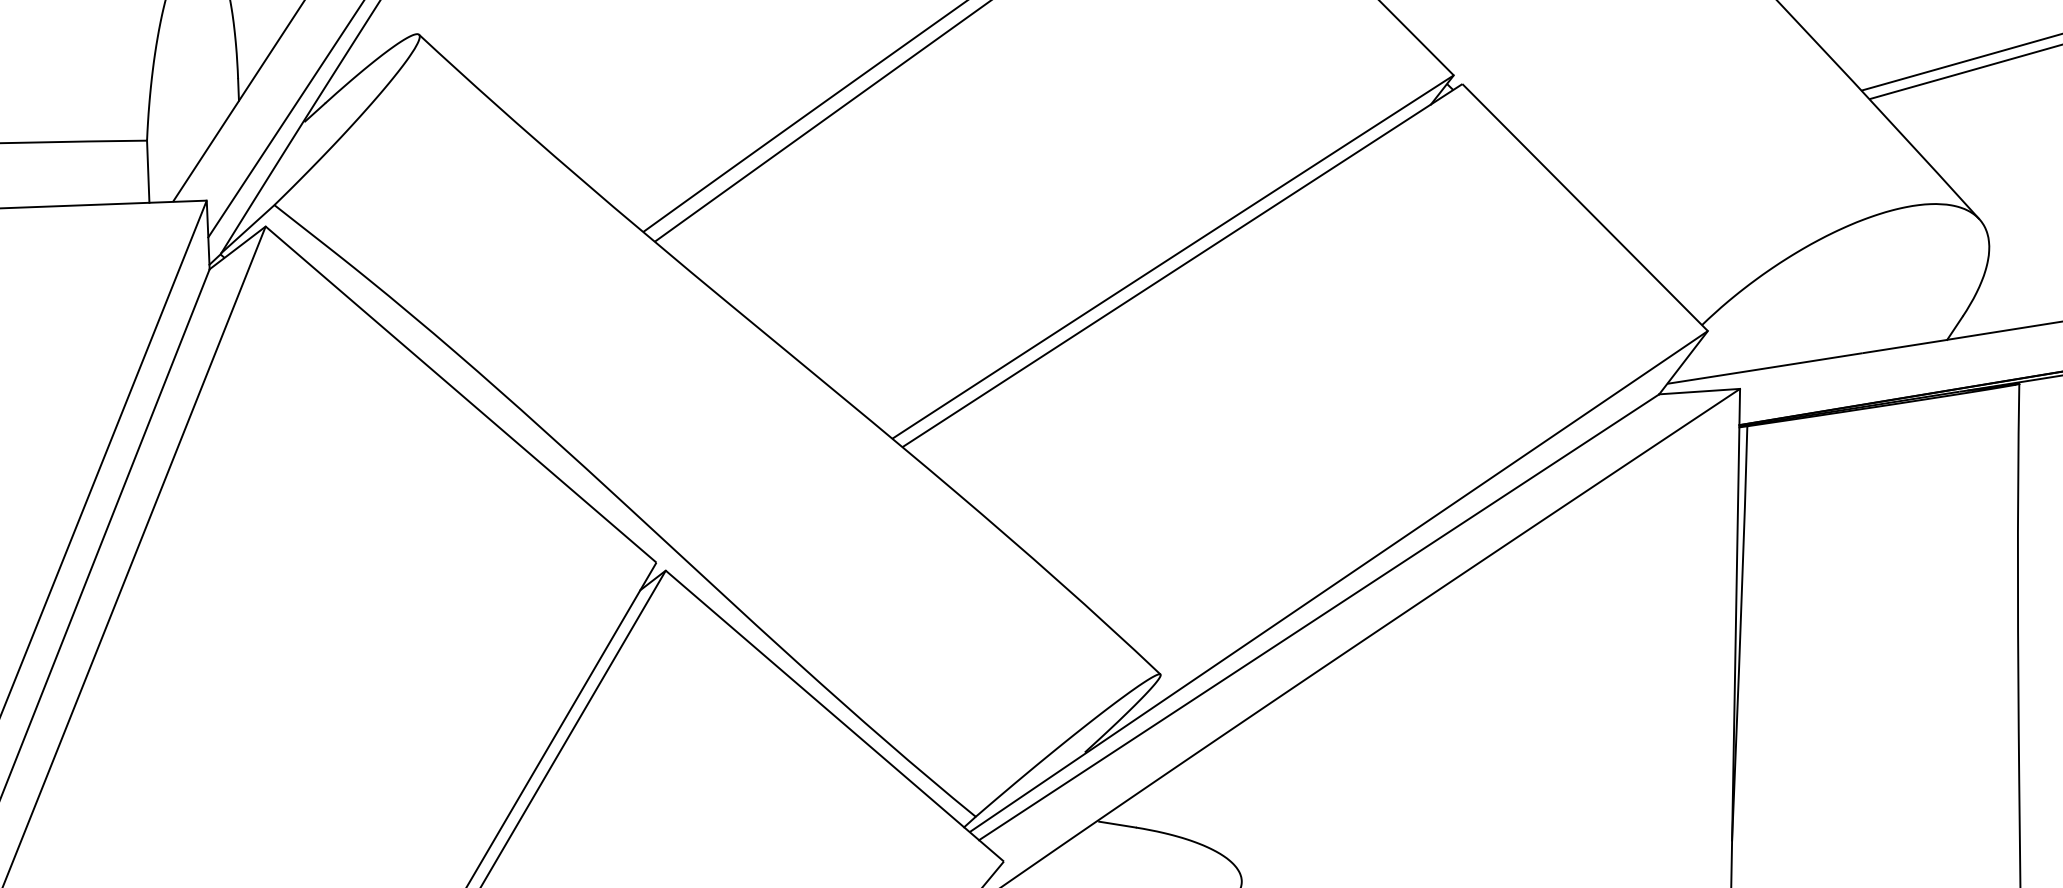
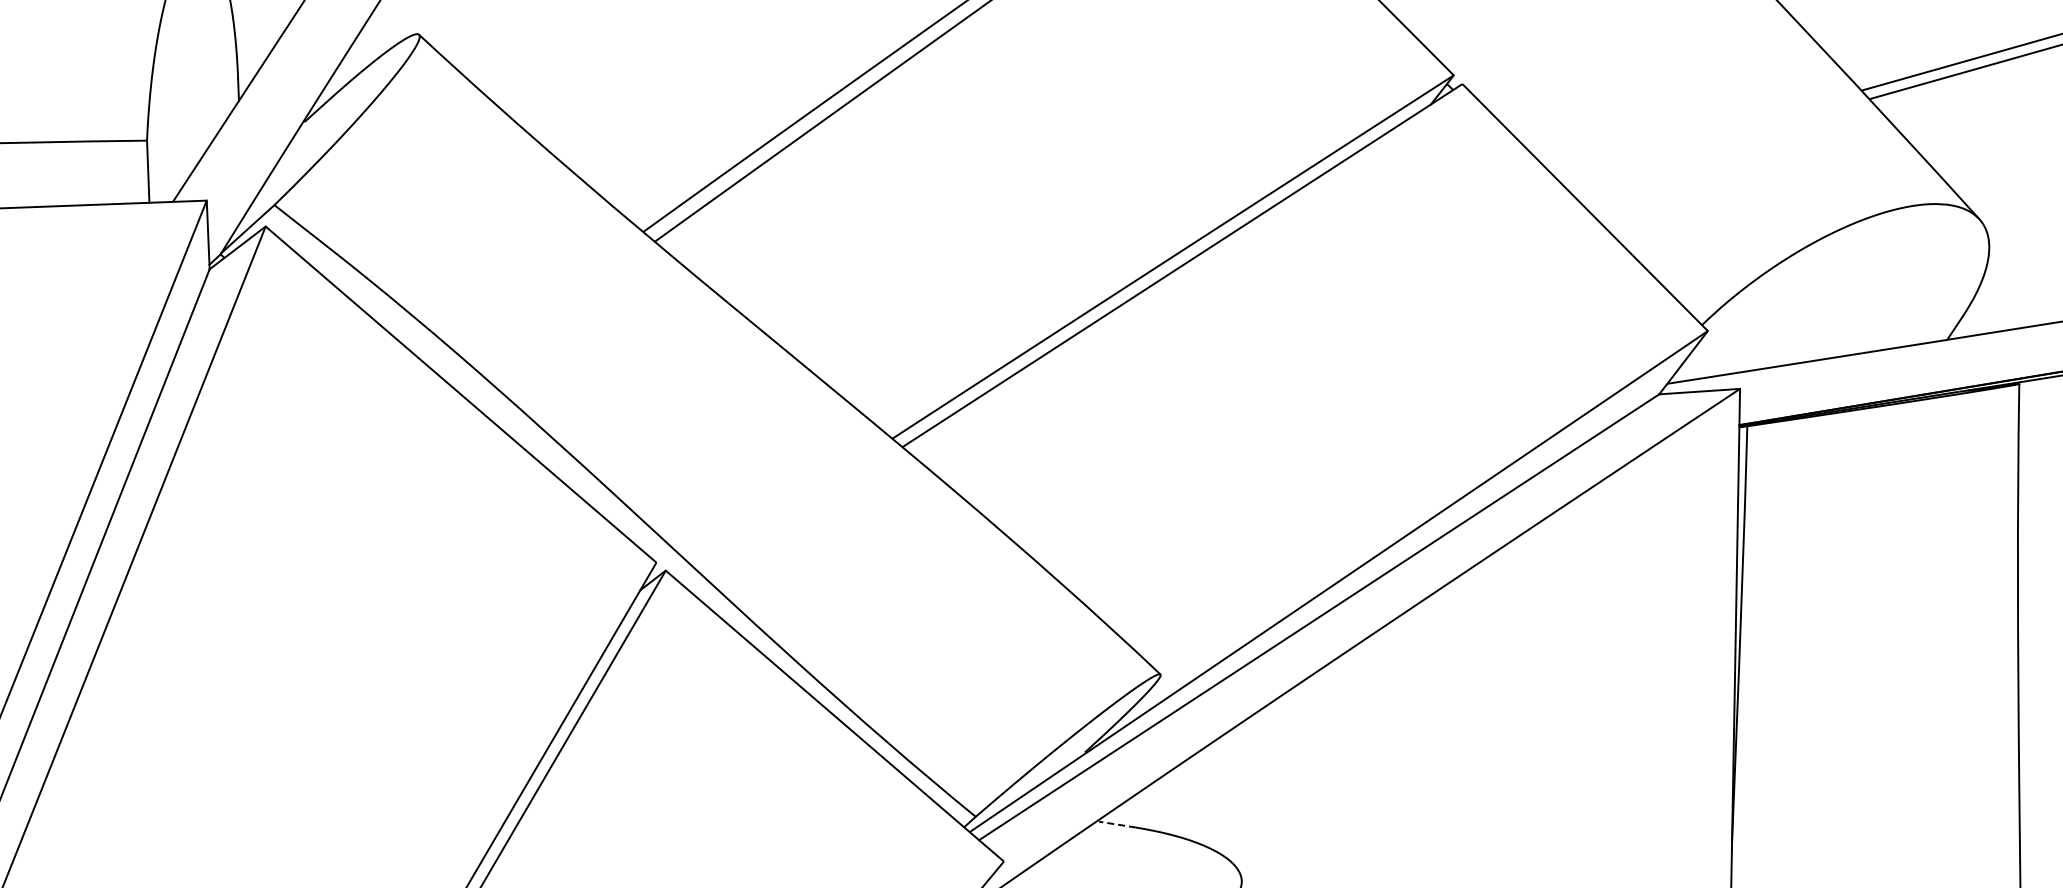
line: present -> none (285, 119)
line: solid -> dashed (1117, 824)
